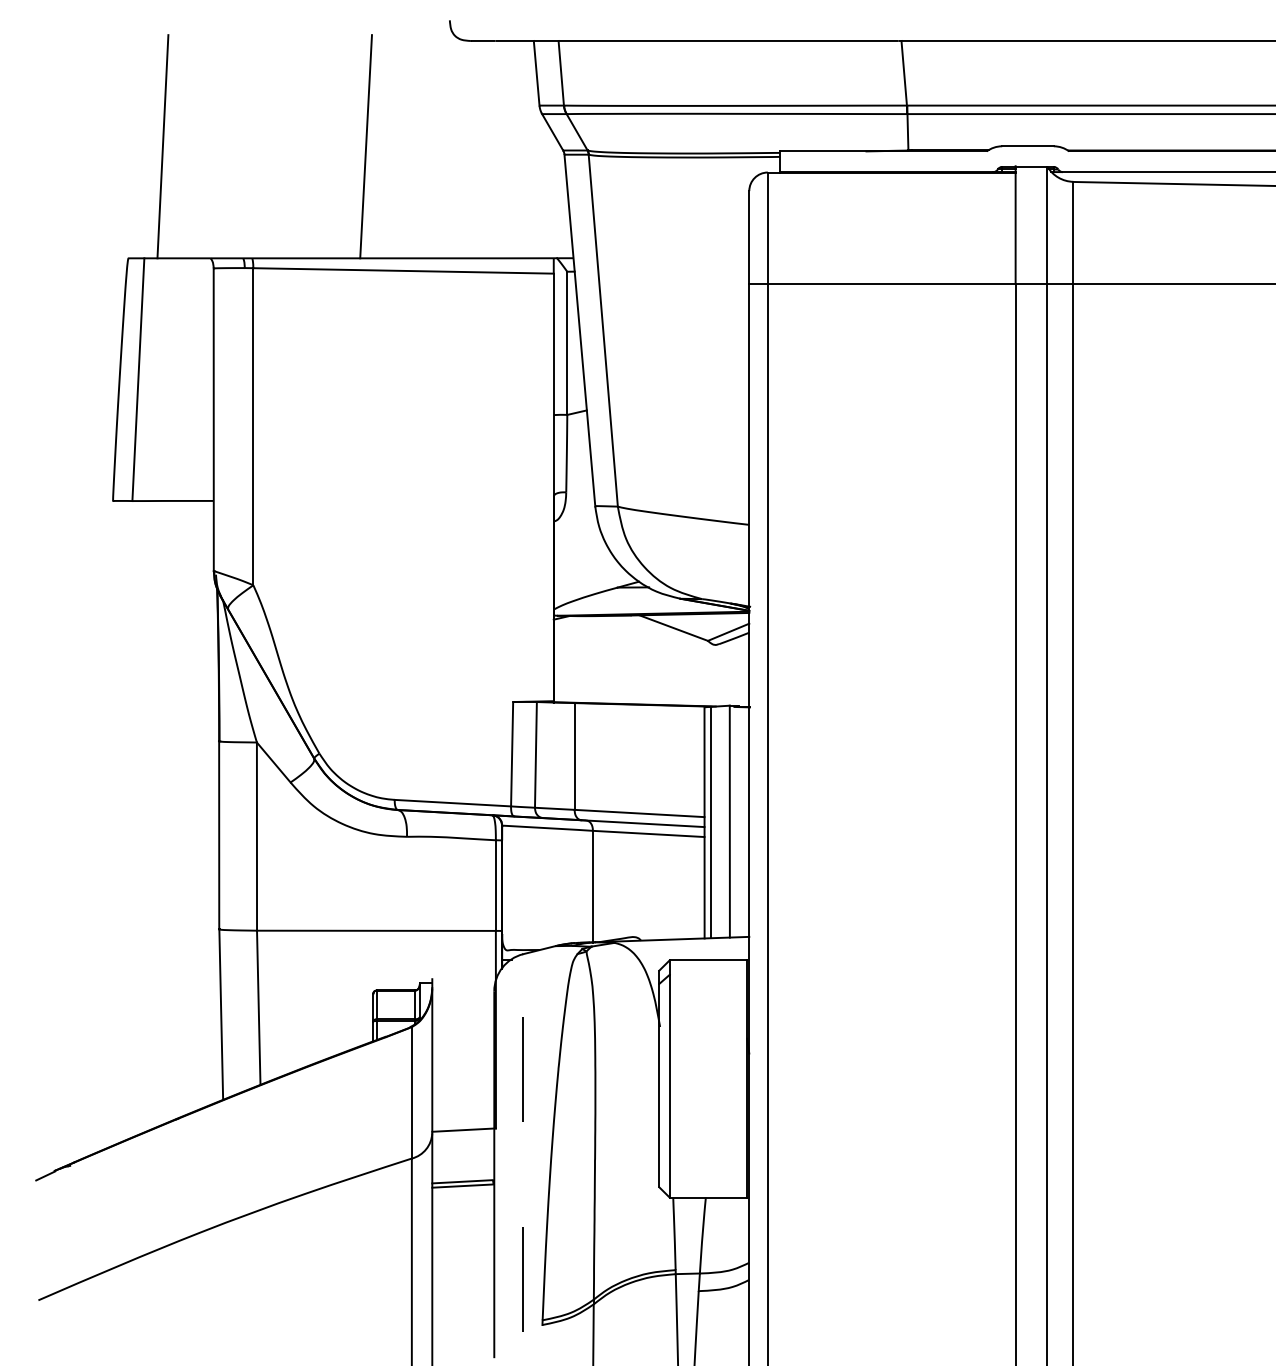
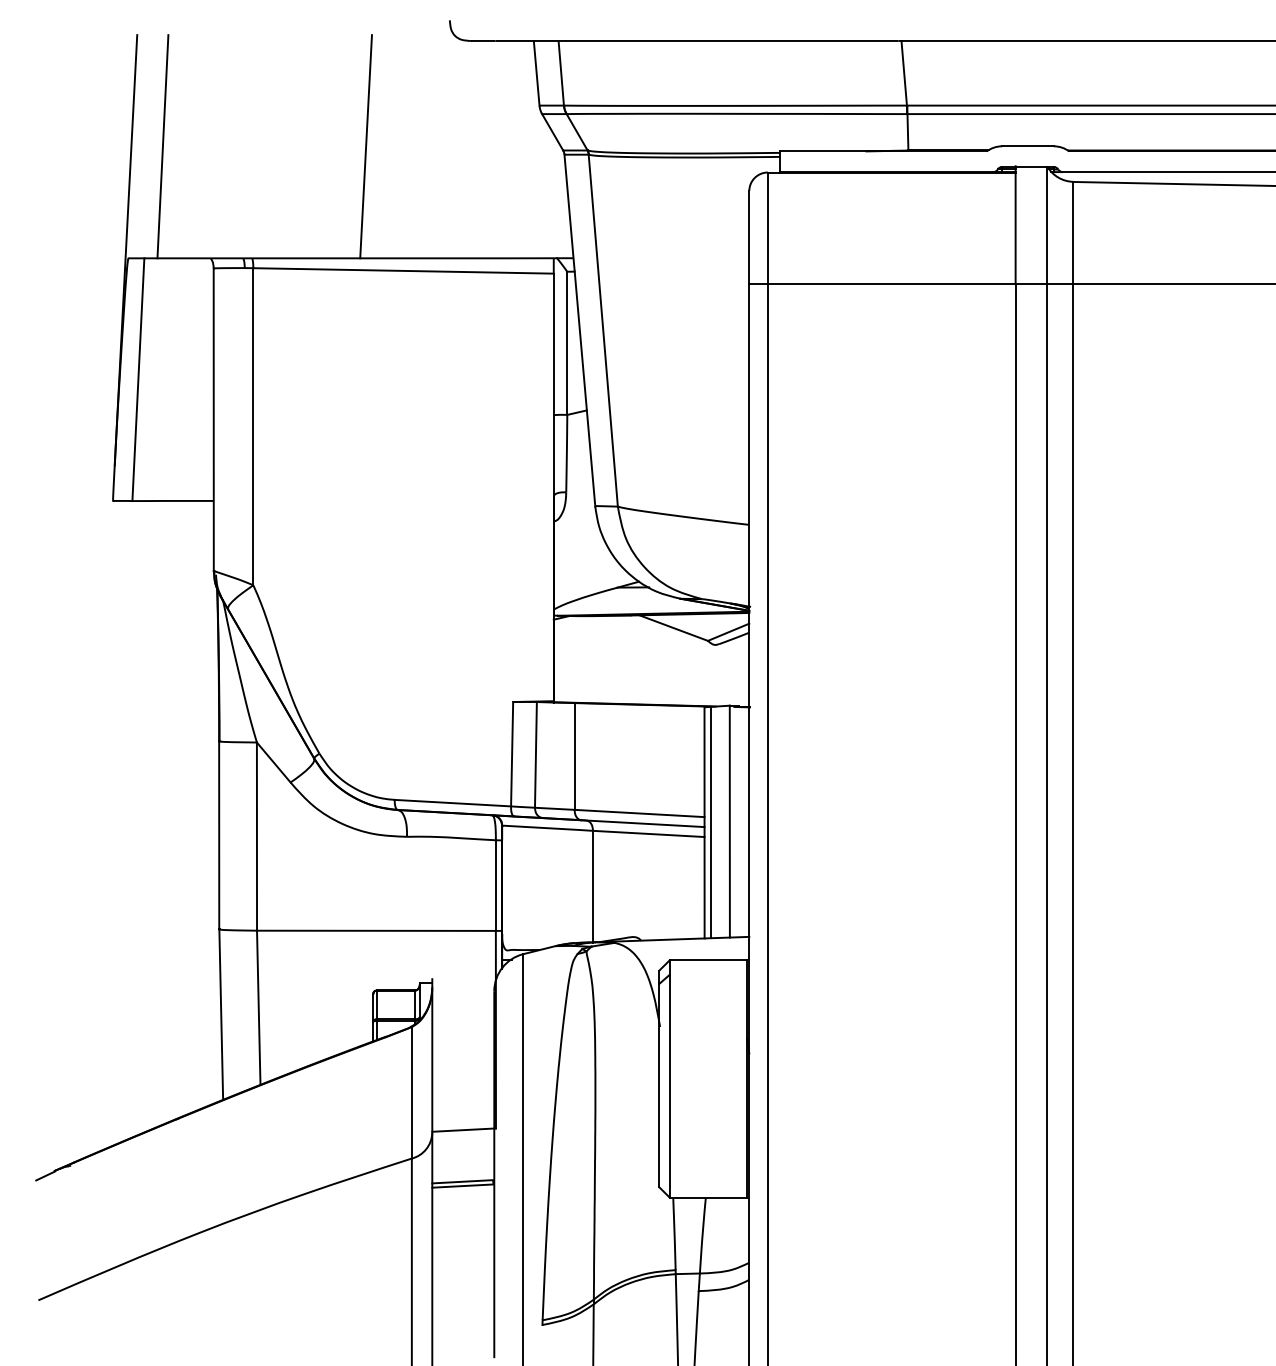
line: none -> present (125, 250)
line: dashed -> solid (523, 1159)
